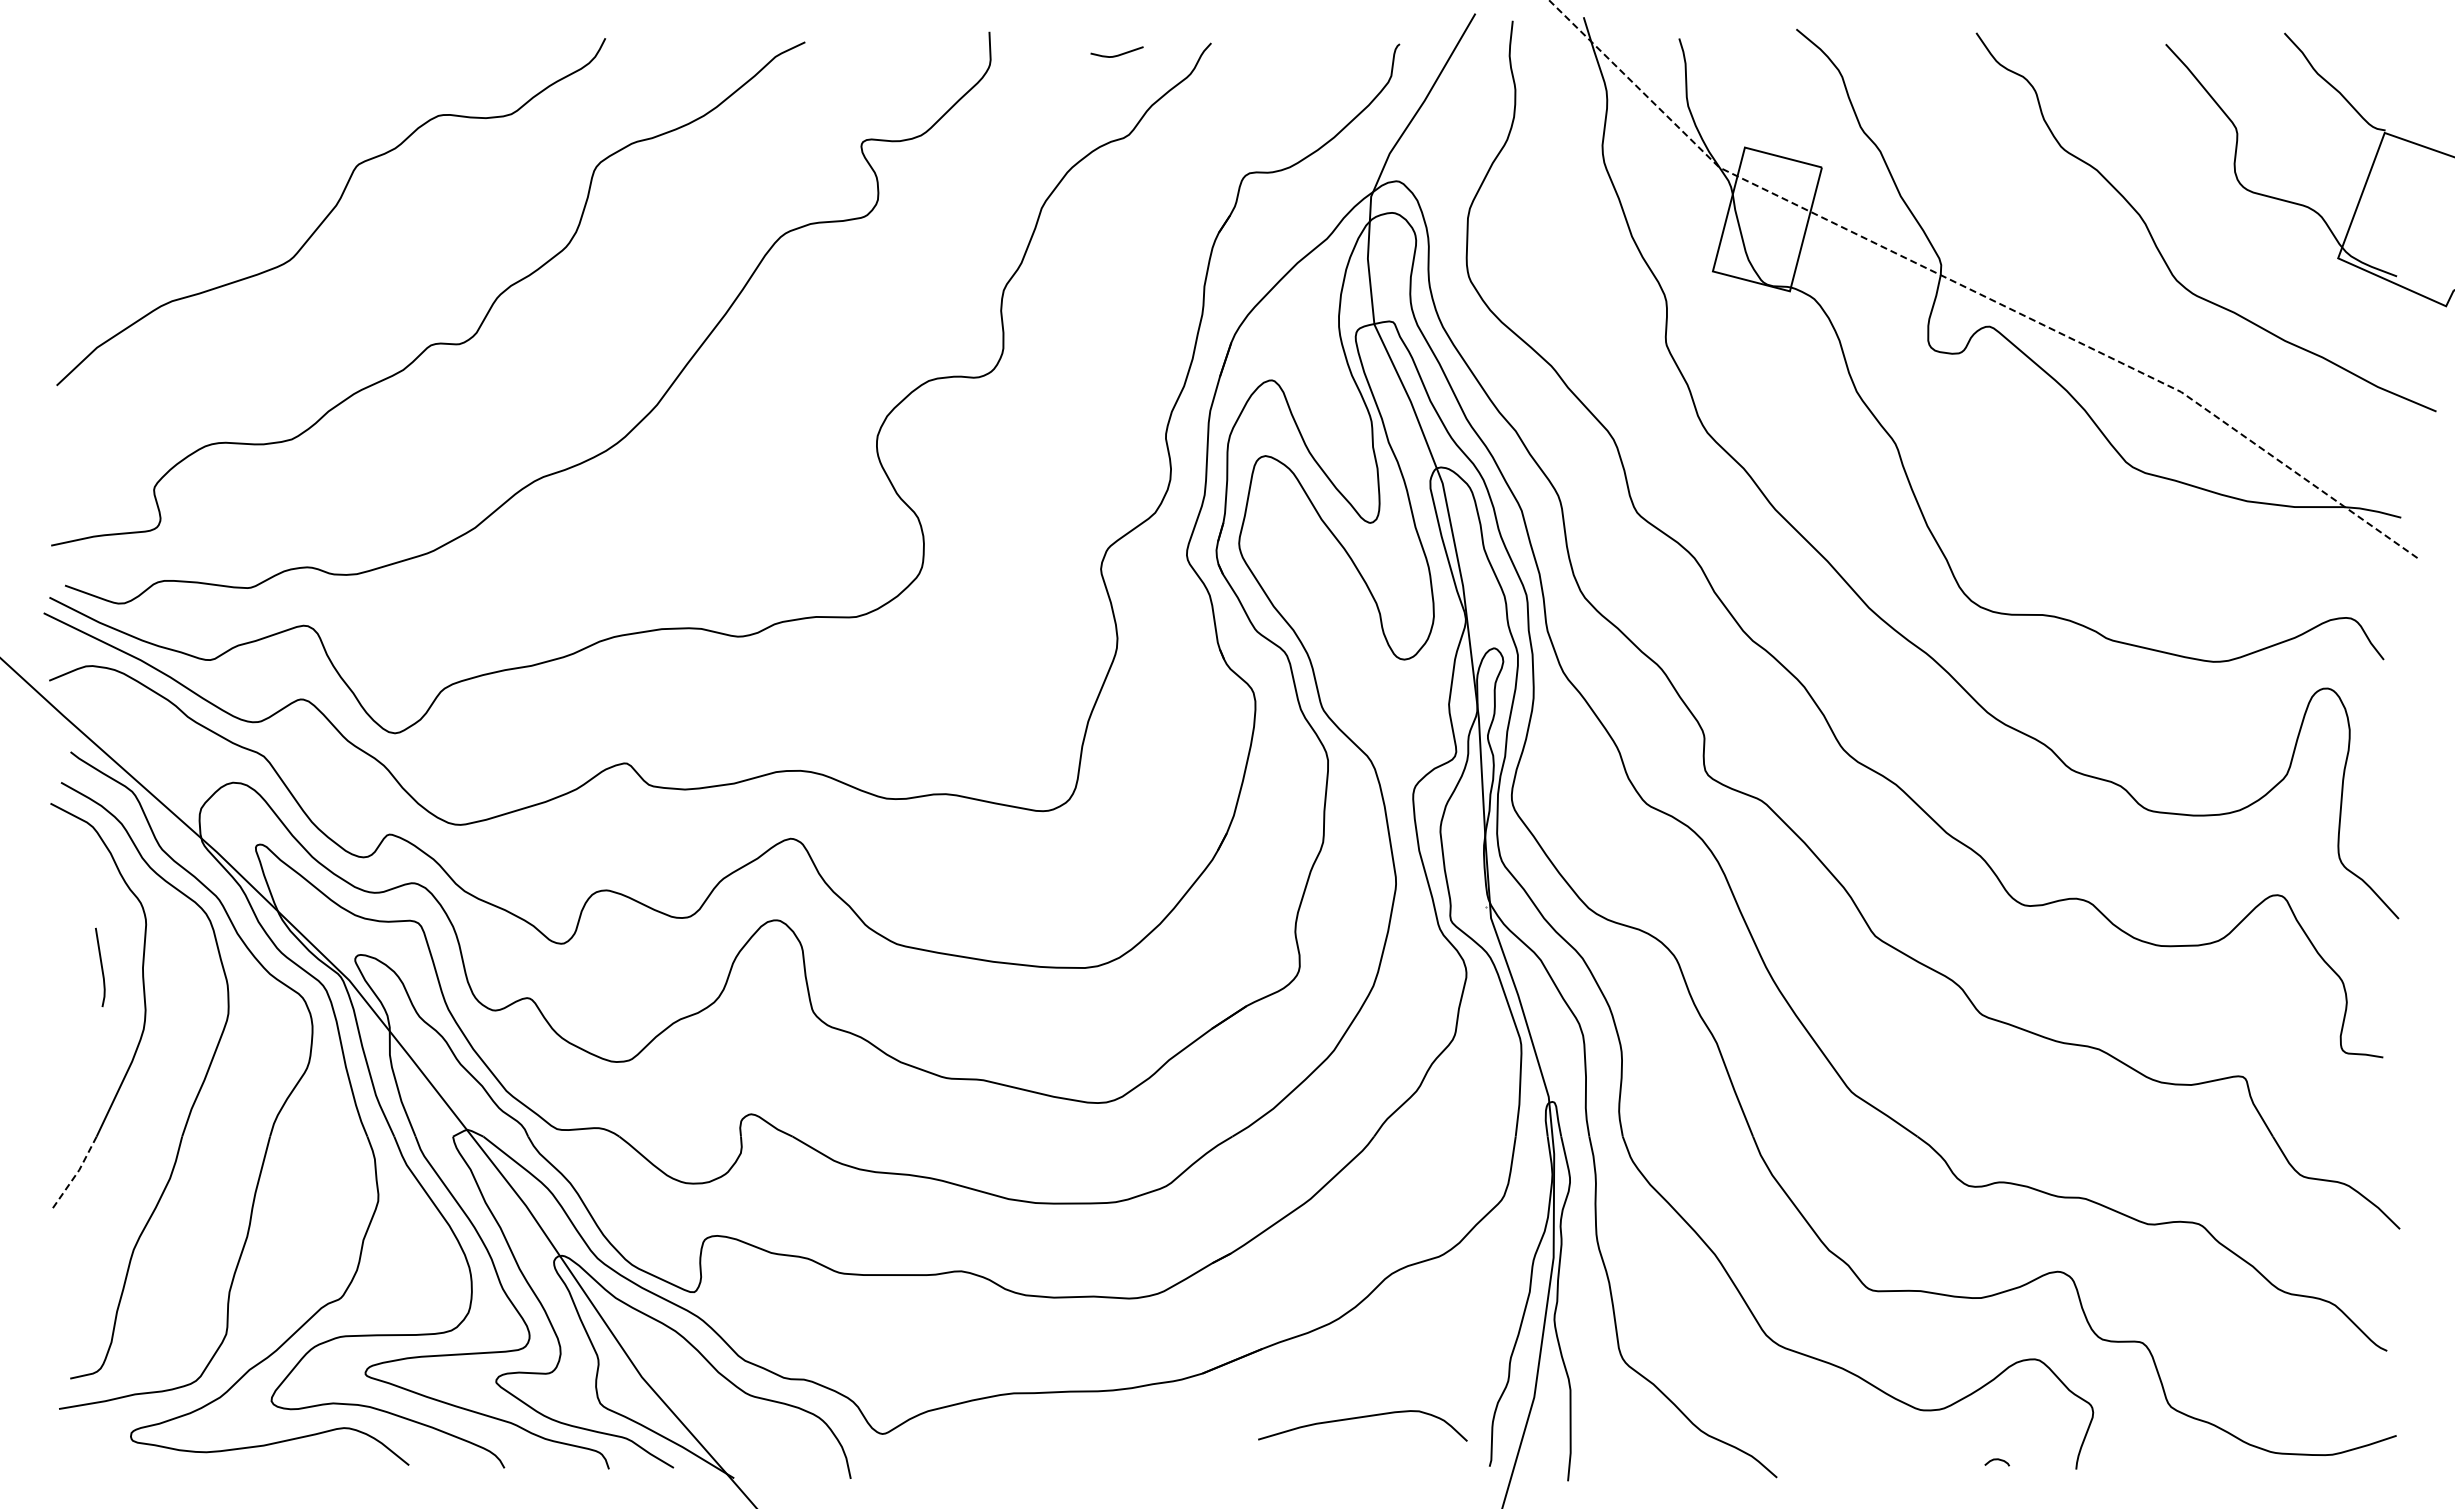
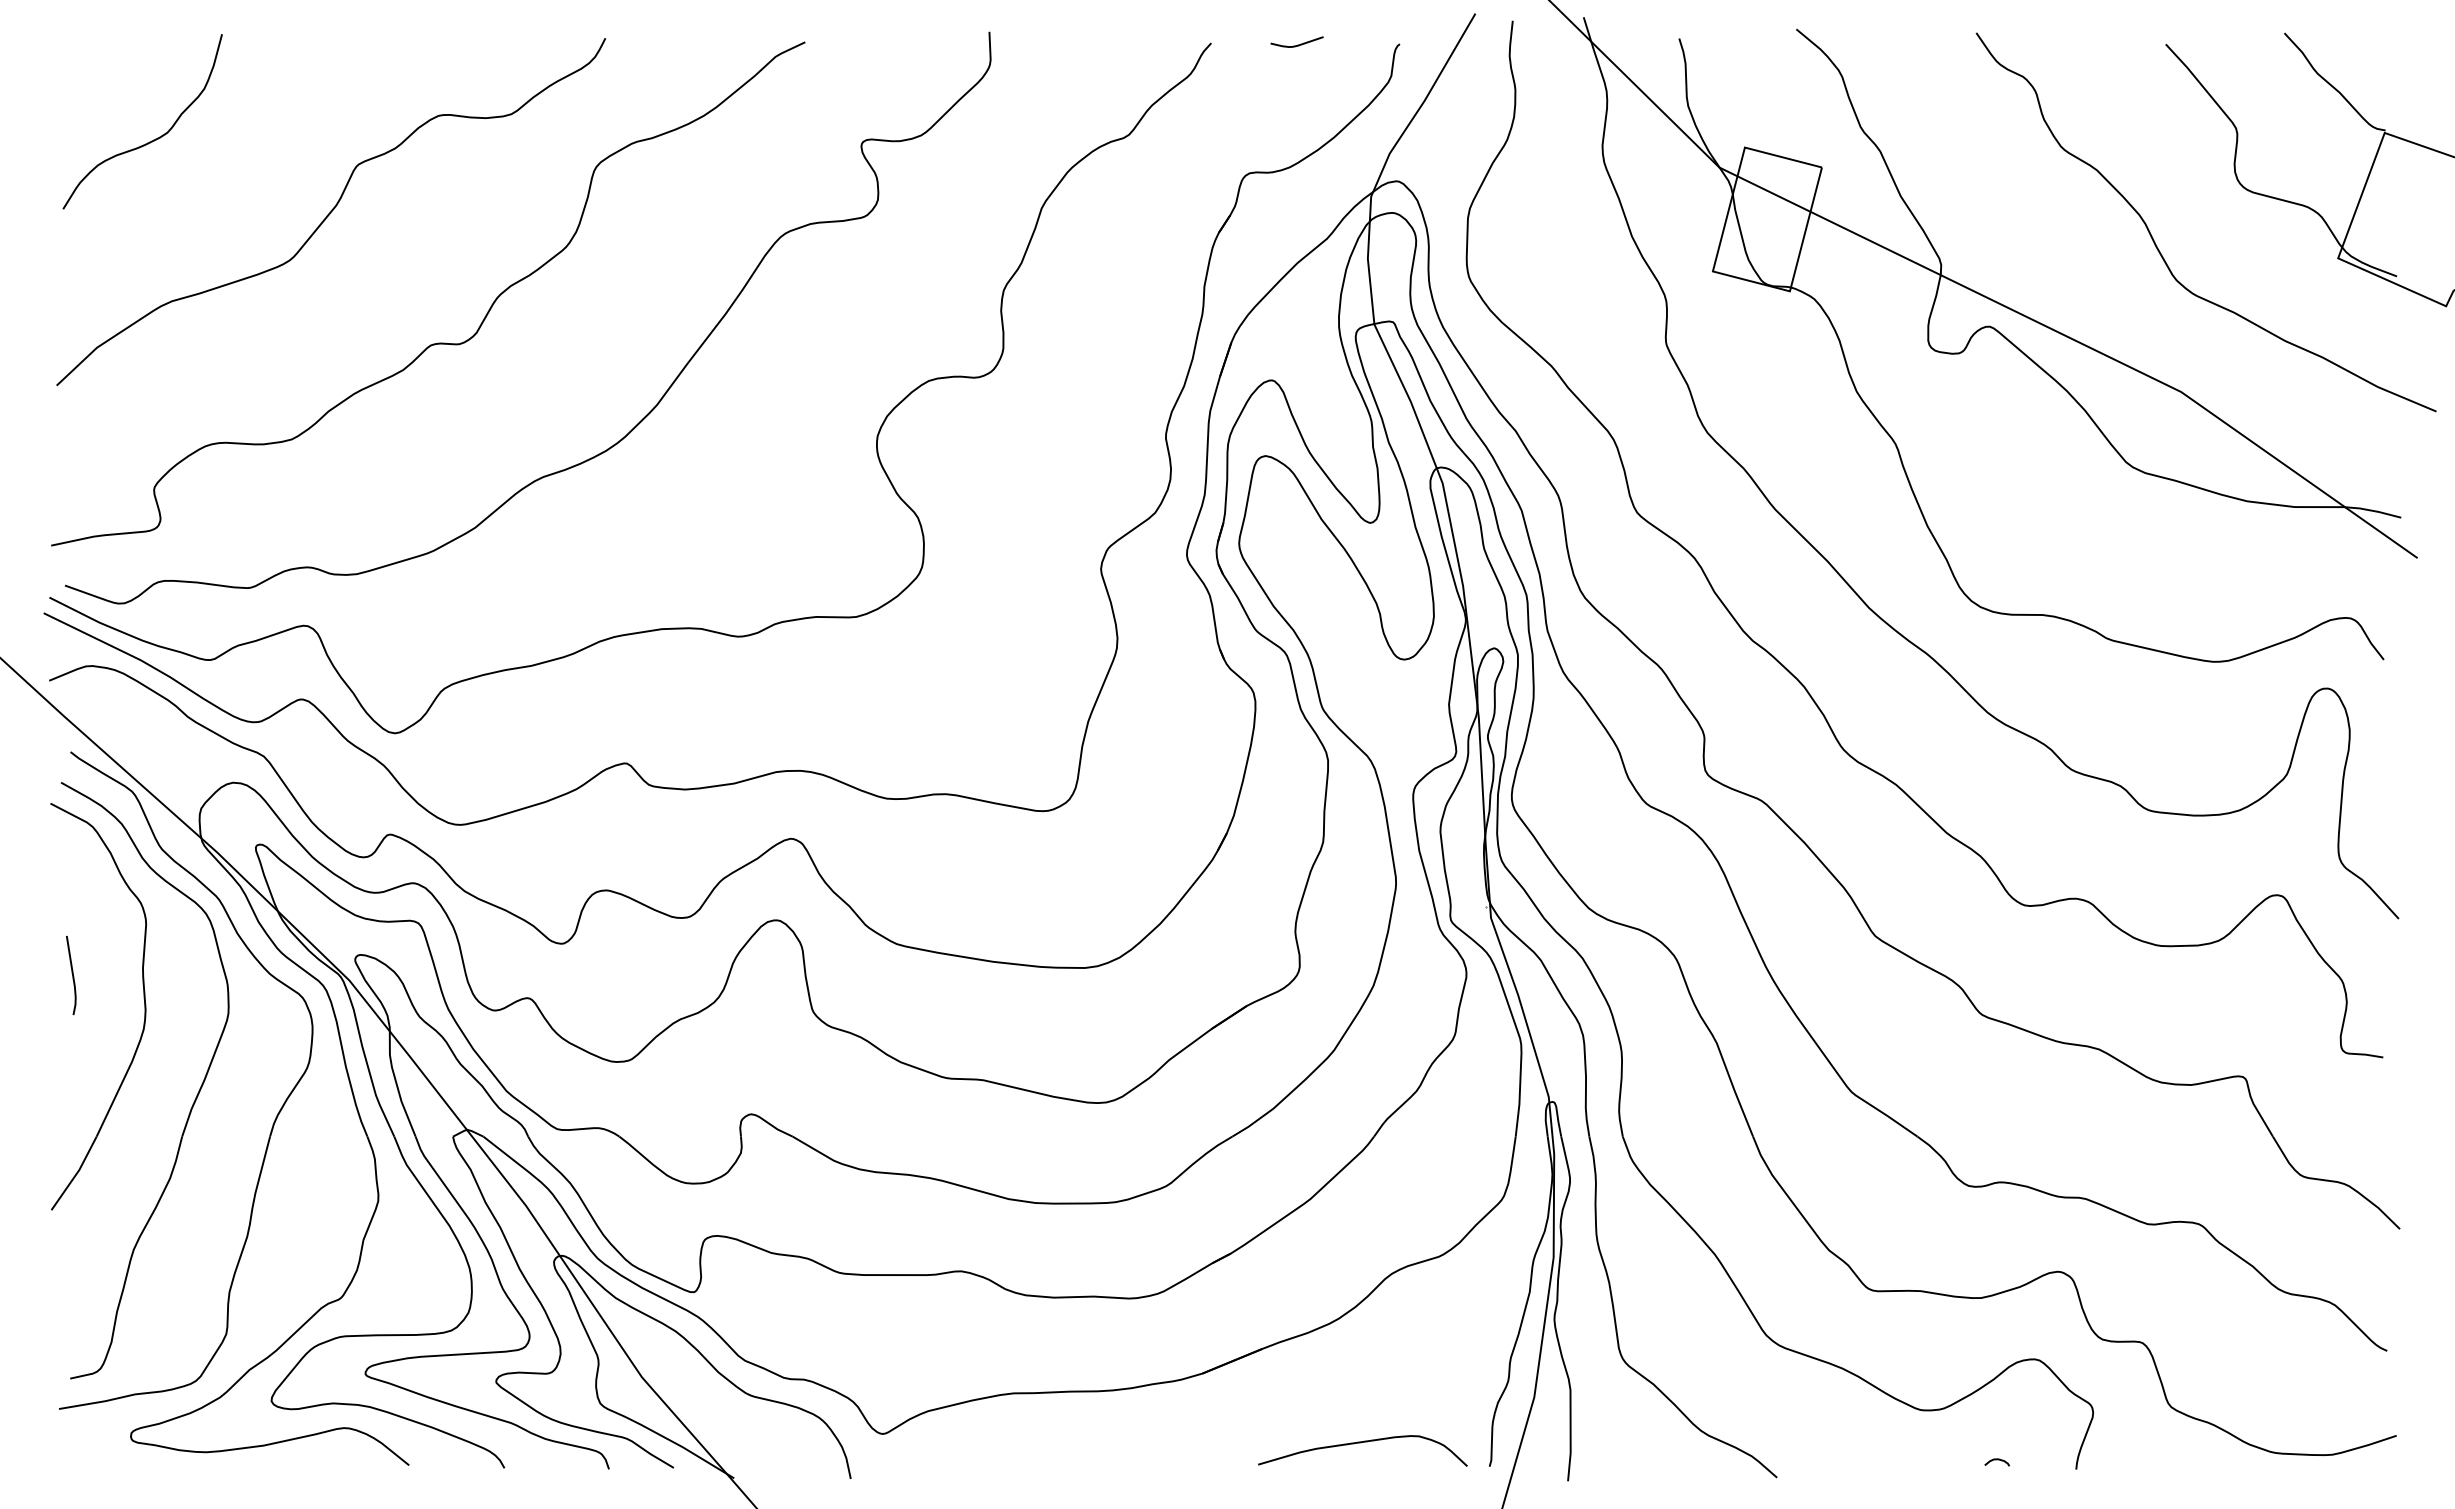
curve position: (1117, 54) -> (1297, 44) (1297, 44)
curve: none -> present (151, 140)
line: dashed -> solid (1972, 290)
line position: (100, 965) -> (71, 973) (71, 973)
line: dashed -> solid (76, 1174)
curve position: (1361, 1418) -> (1361, 1443) (1361, 1443)
